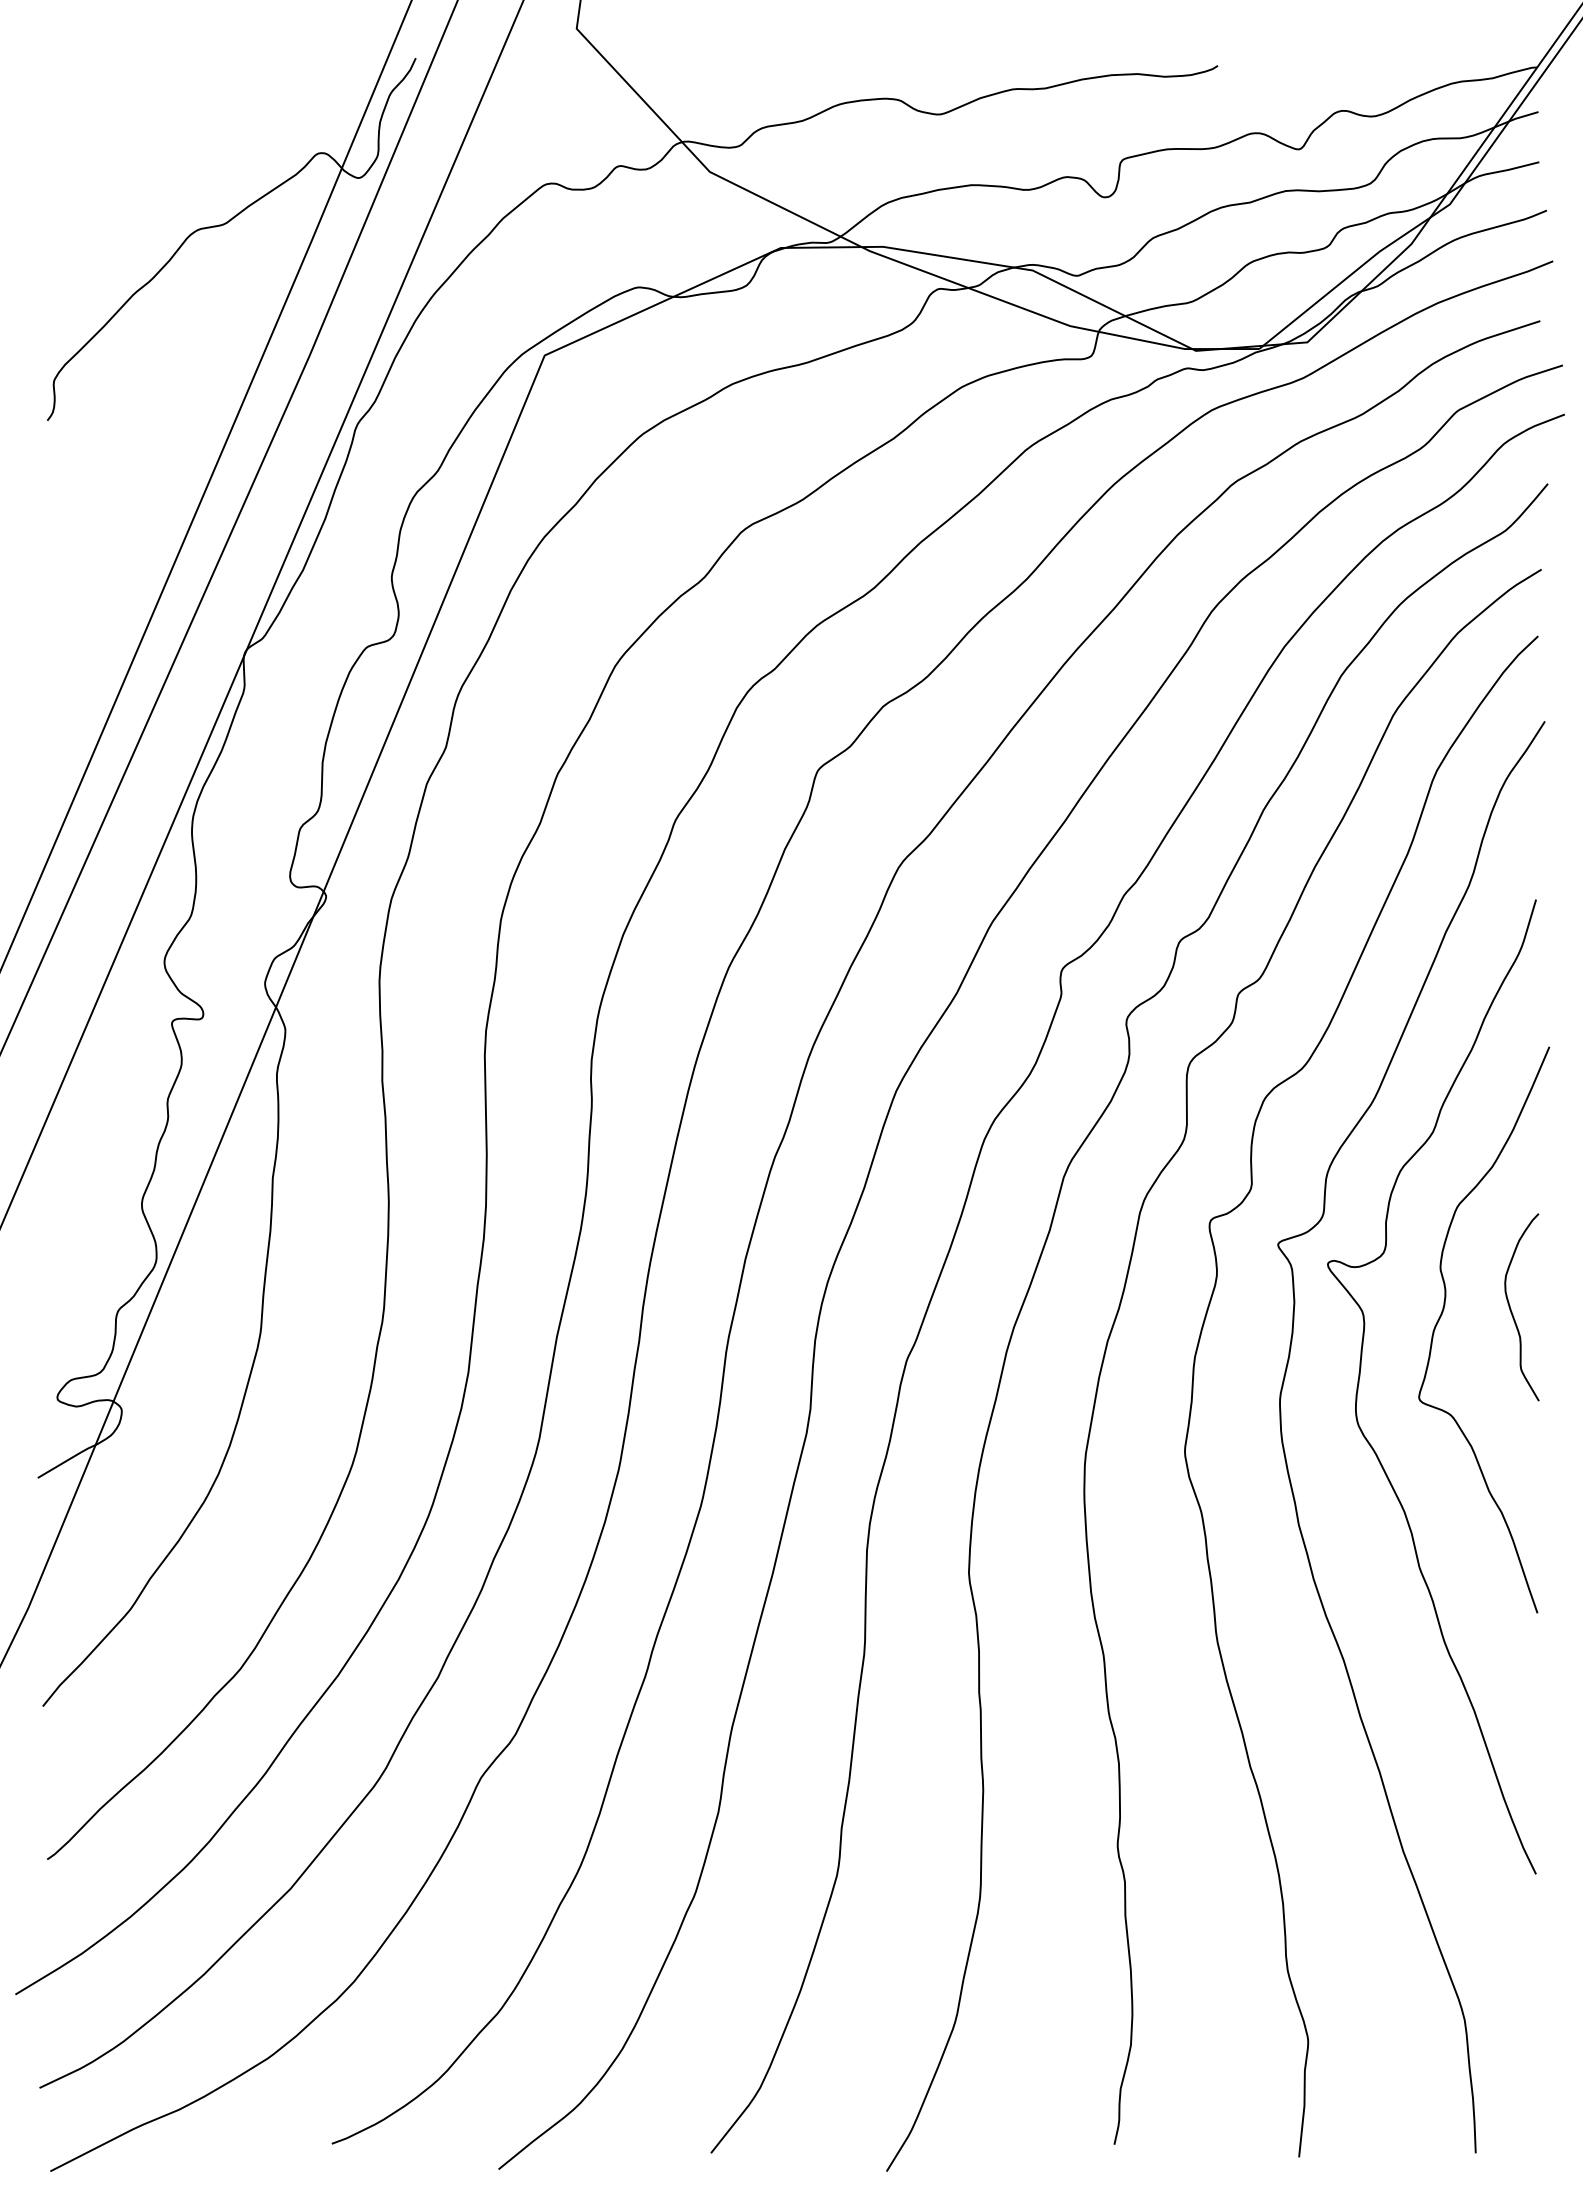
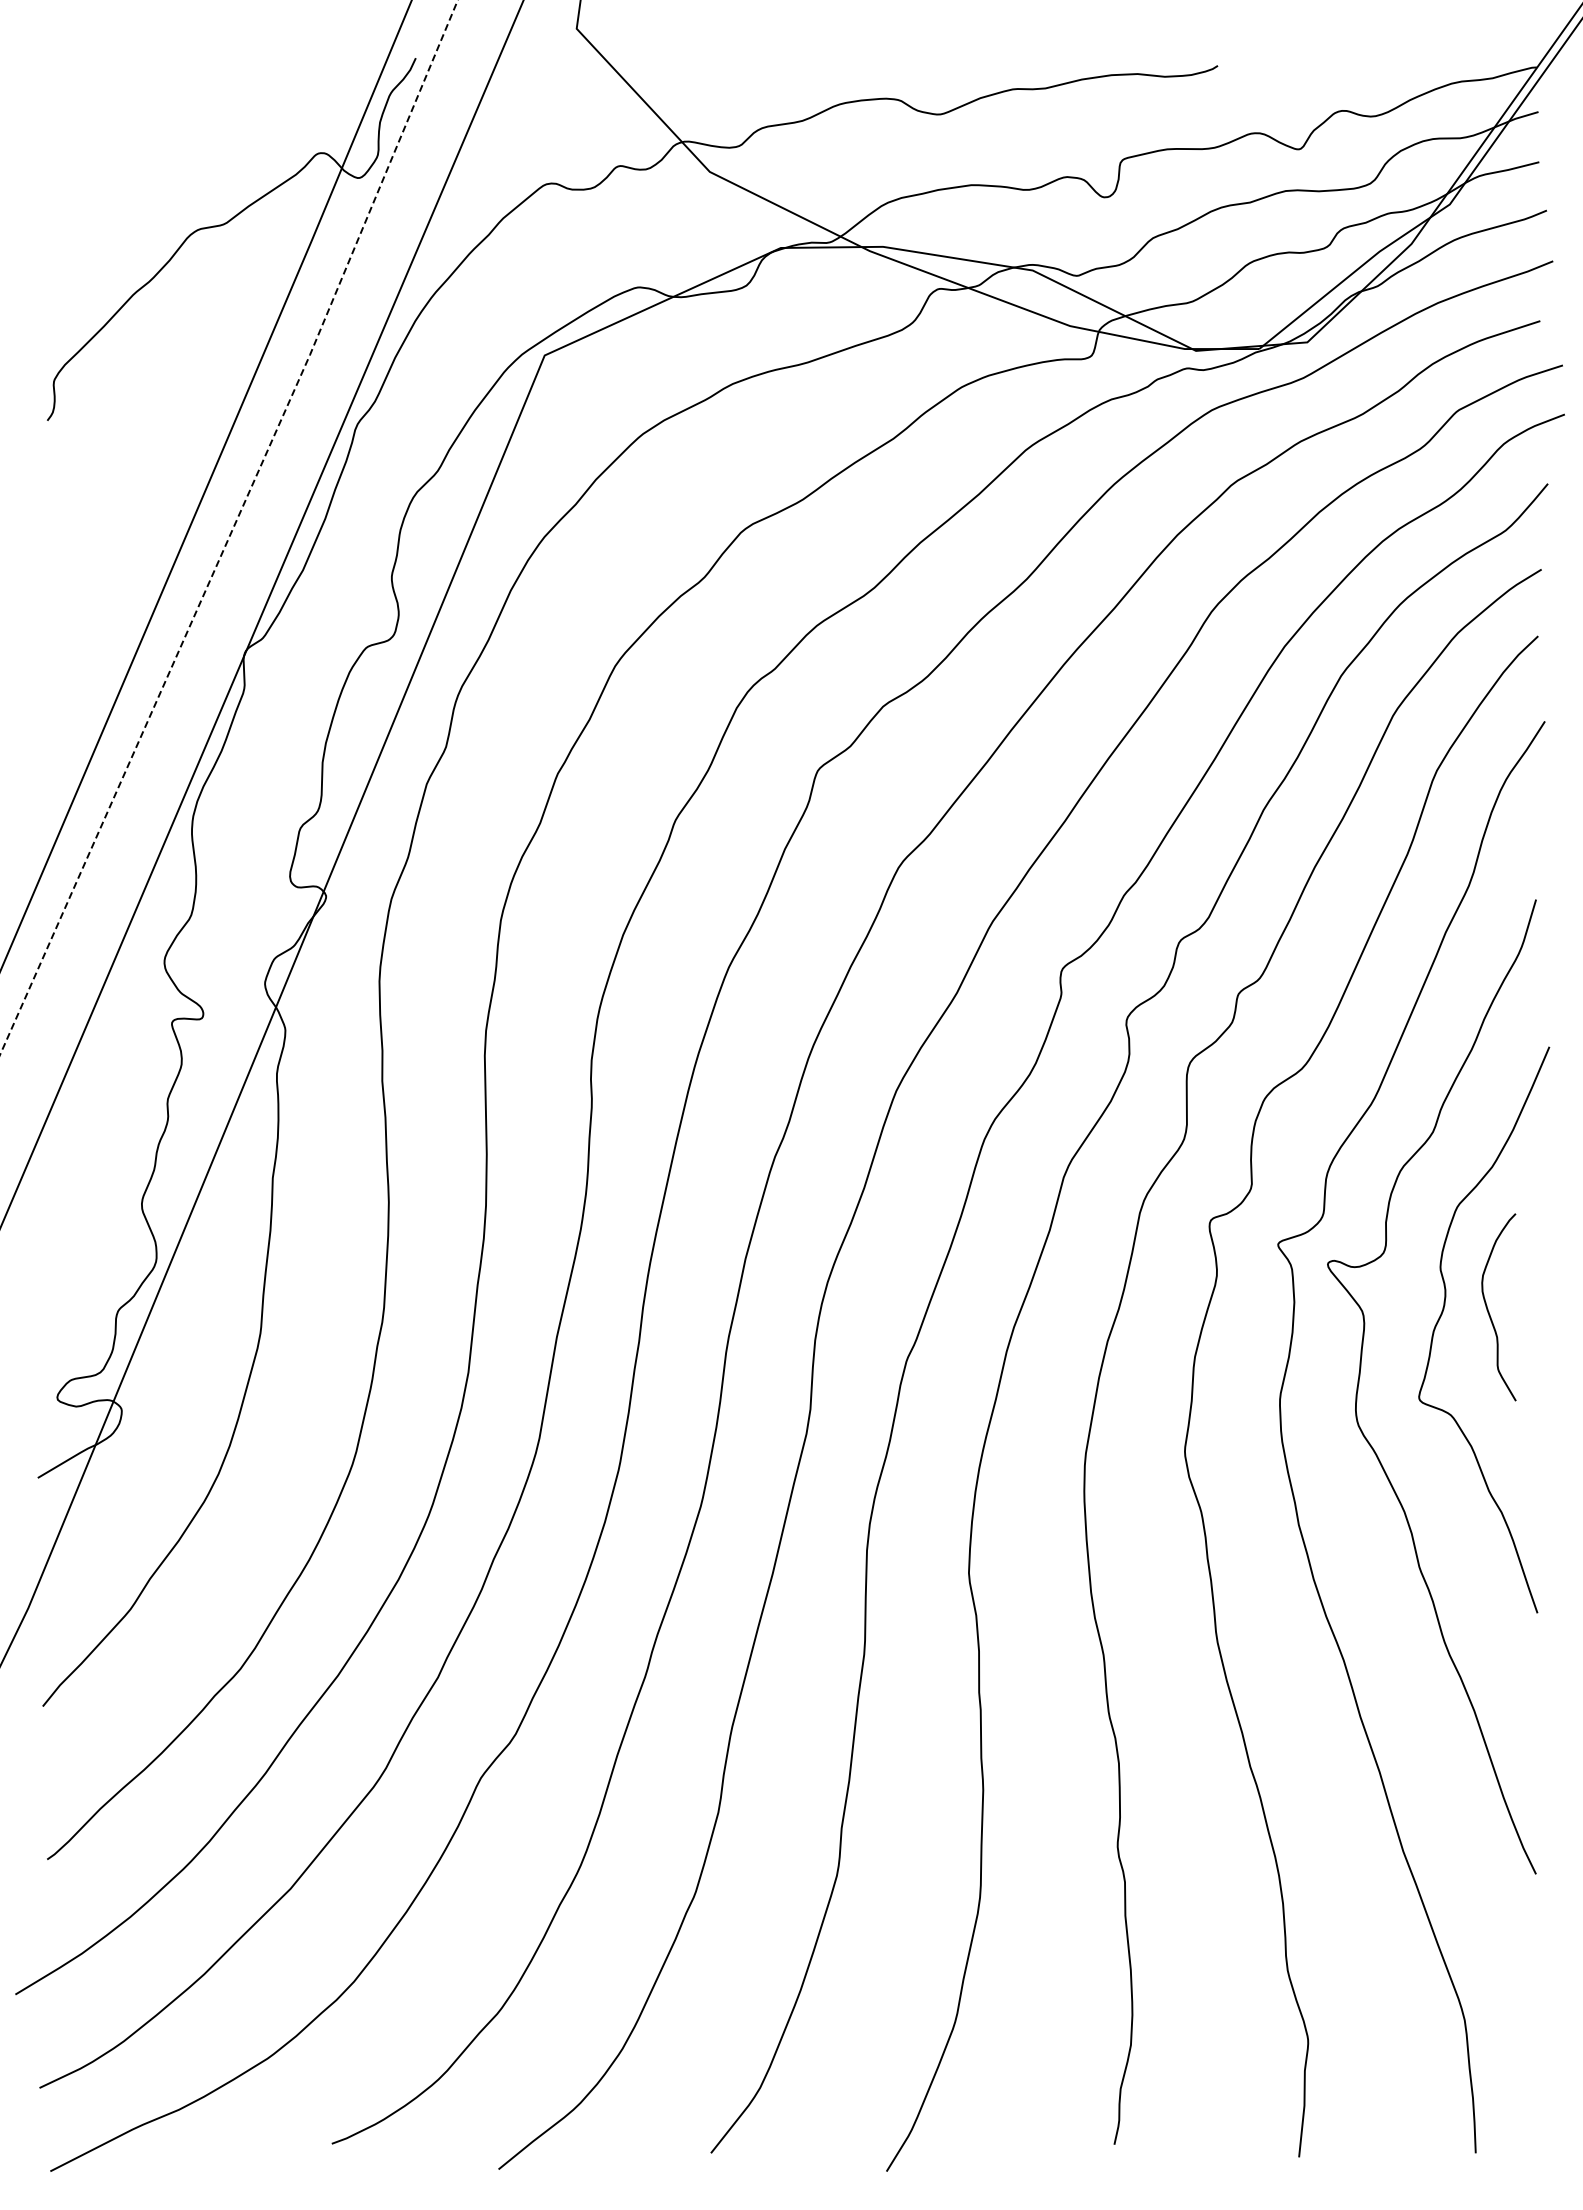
line: solid -> dashed (233, 528)
curve position: (1512, 1311) -> (1489, 1311) (1489, 1311)
